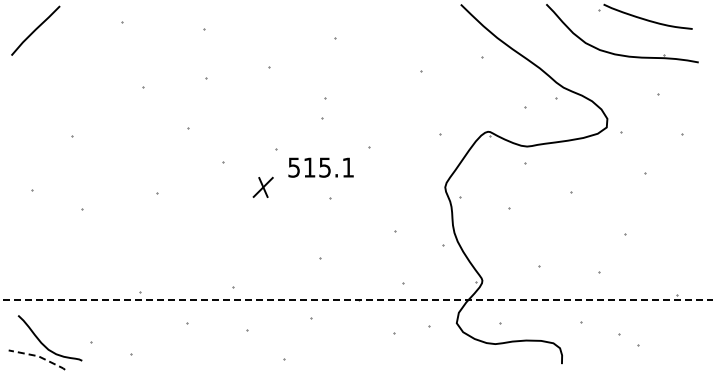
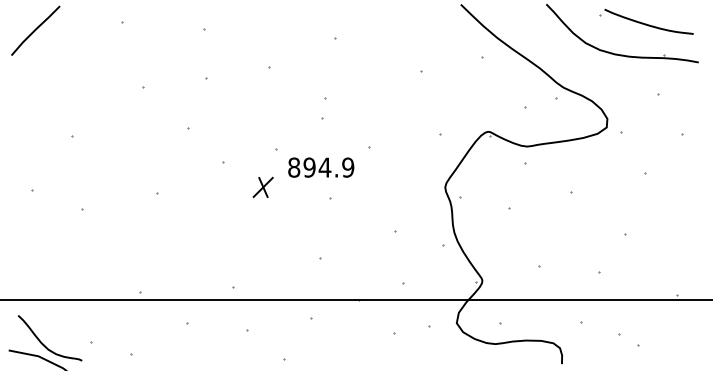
part position: (645, 16) -> (646, 21) (646, 21)
text: 515.1 -> 894.9 (321, 167)
line: dashed -> solid (356, 300)
line: dashed -> solid (38, 356)
